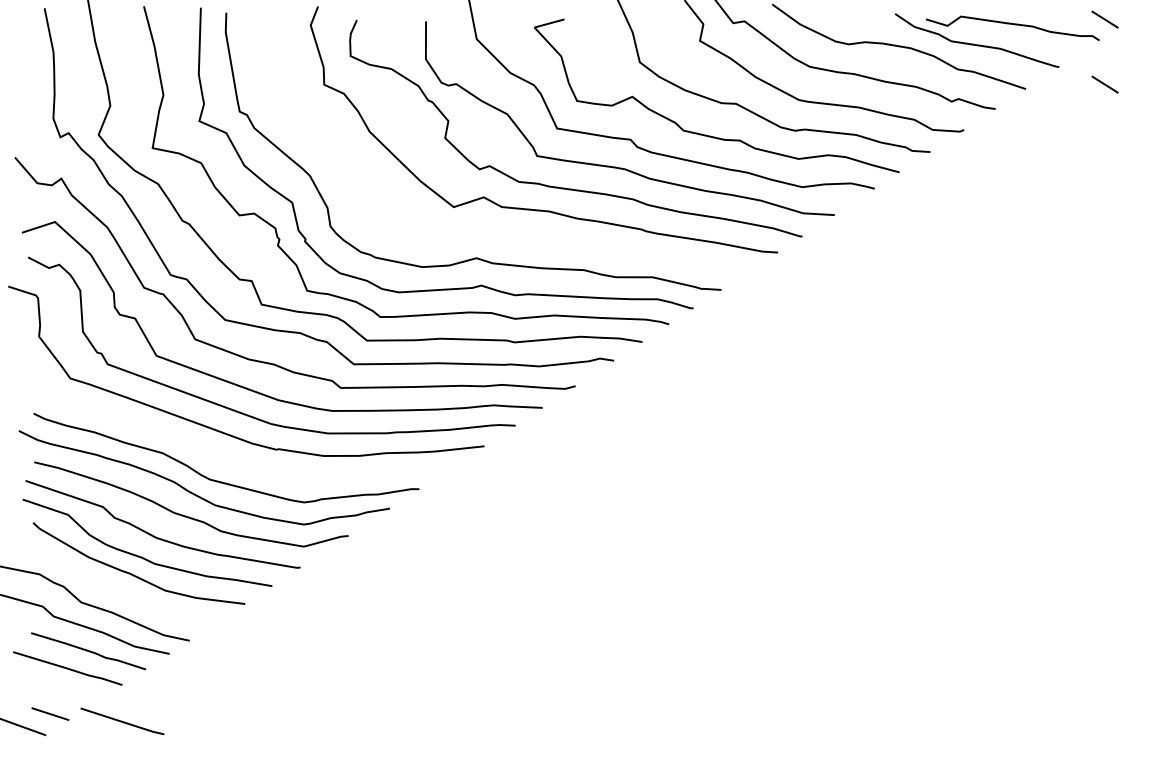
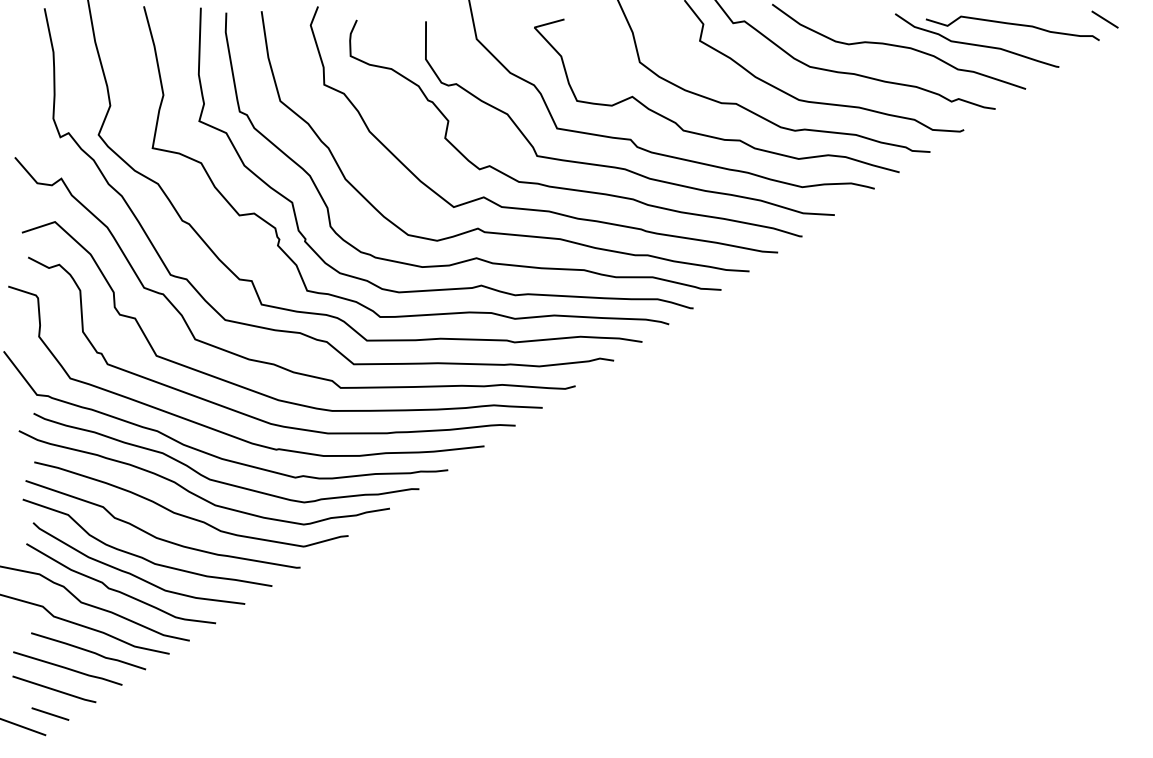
line: present -> none (1104, 84)
curve: none -> present (478, 227)
curve: none -> present (213, 454)
curve: none -> present (118, 590)
line position: (122, 721) -> (54, 689) (54, 689)
